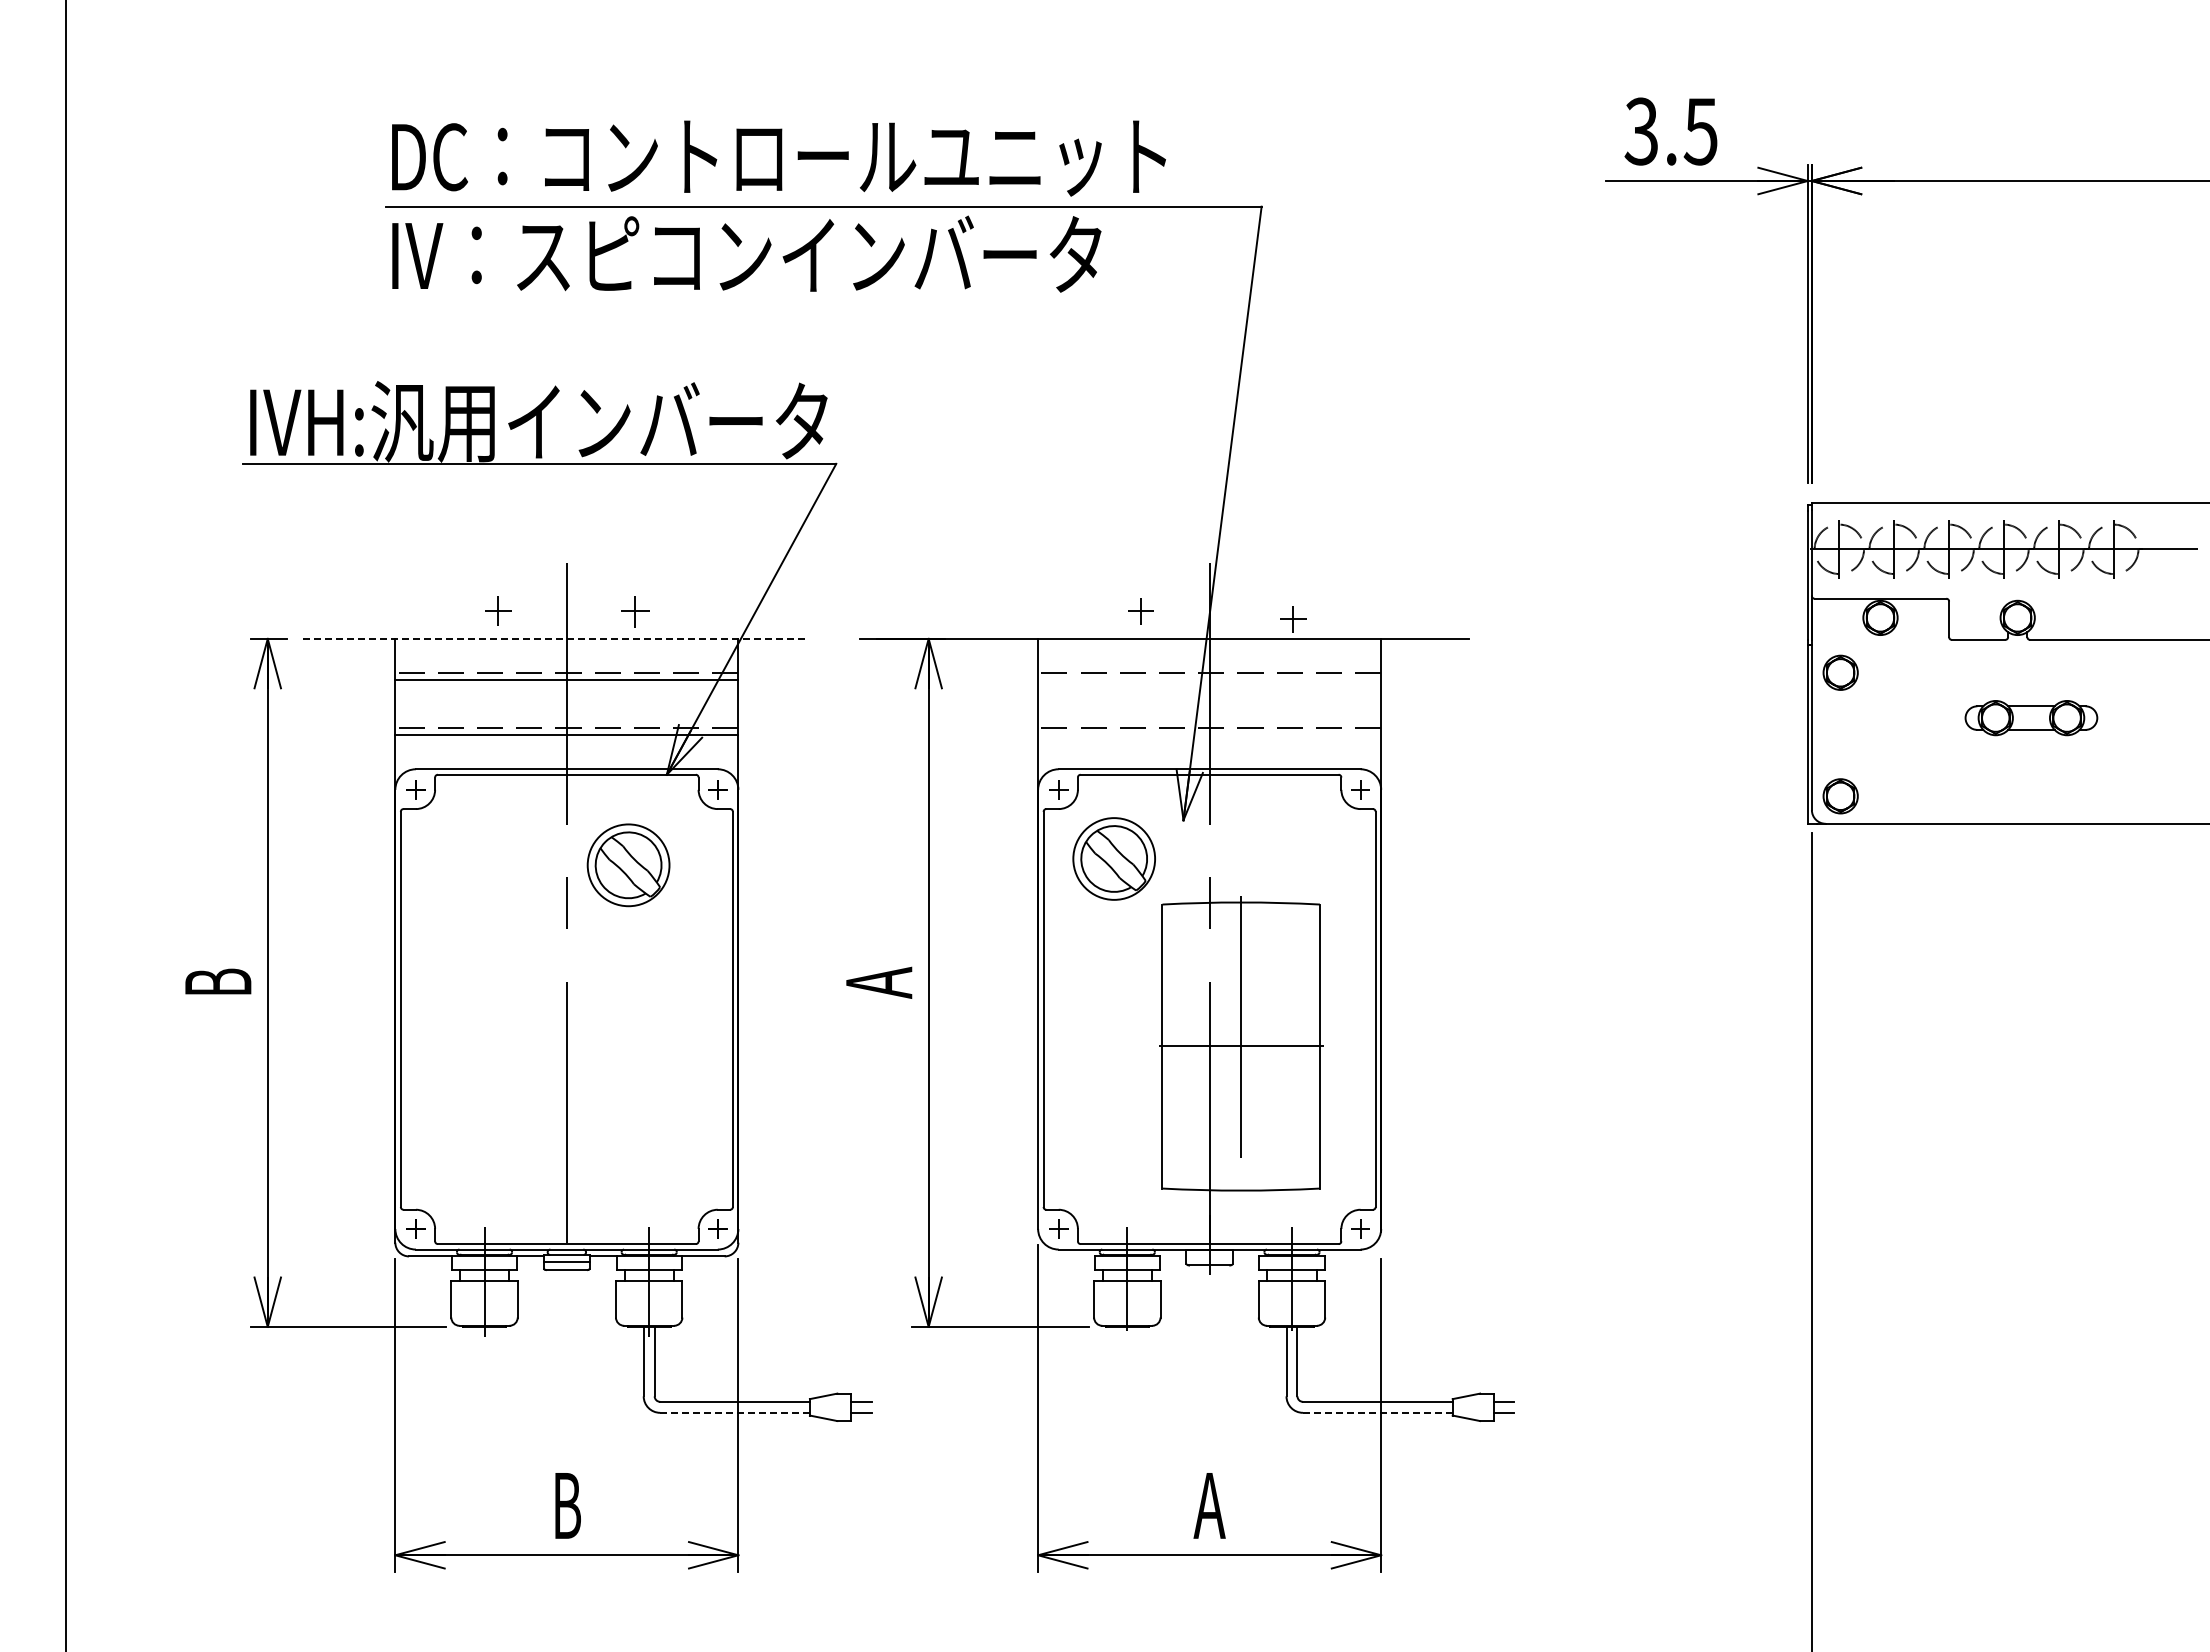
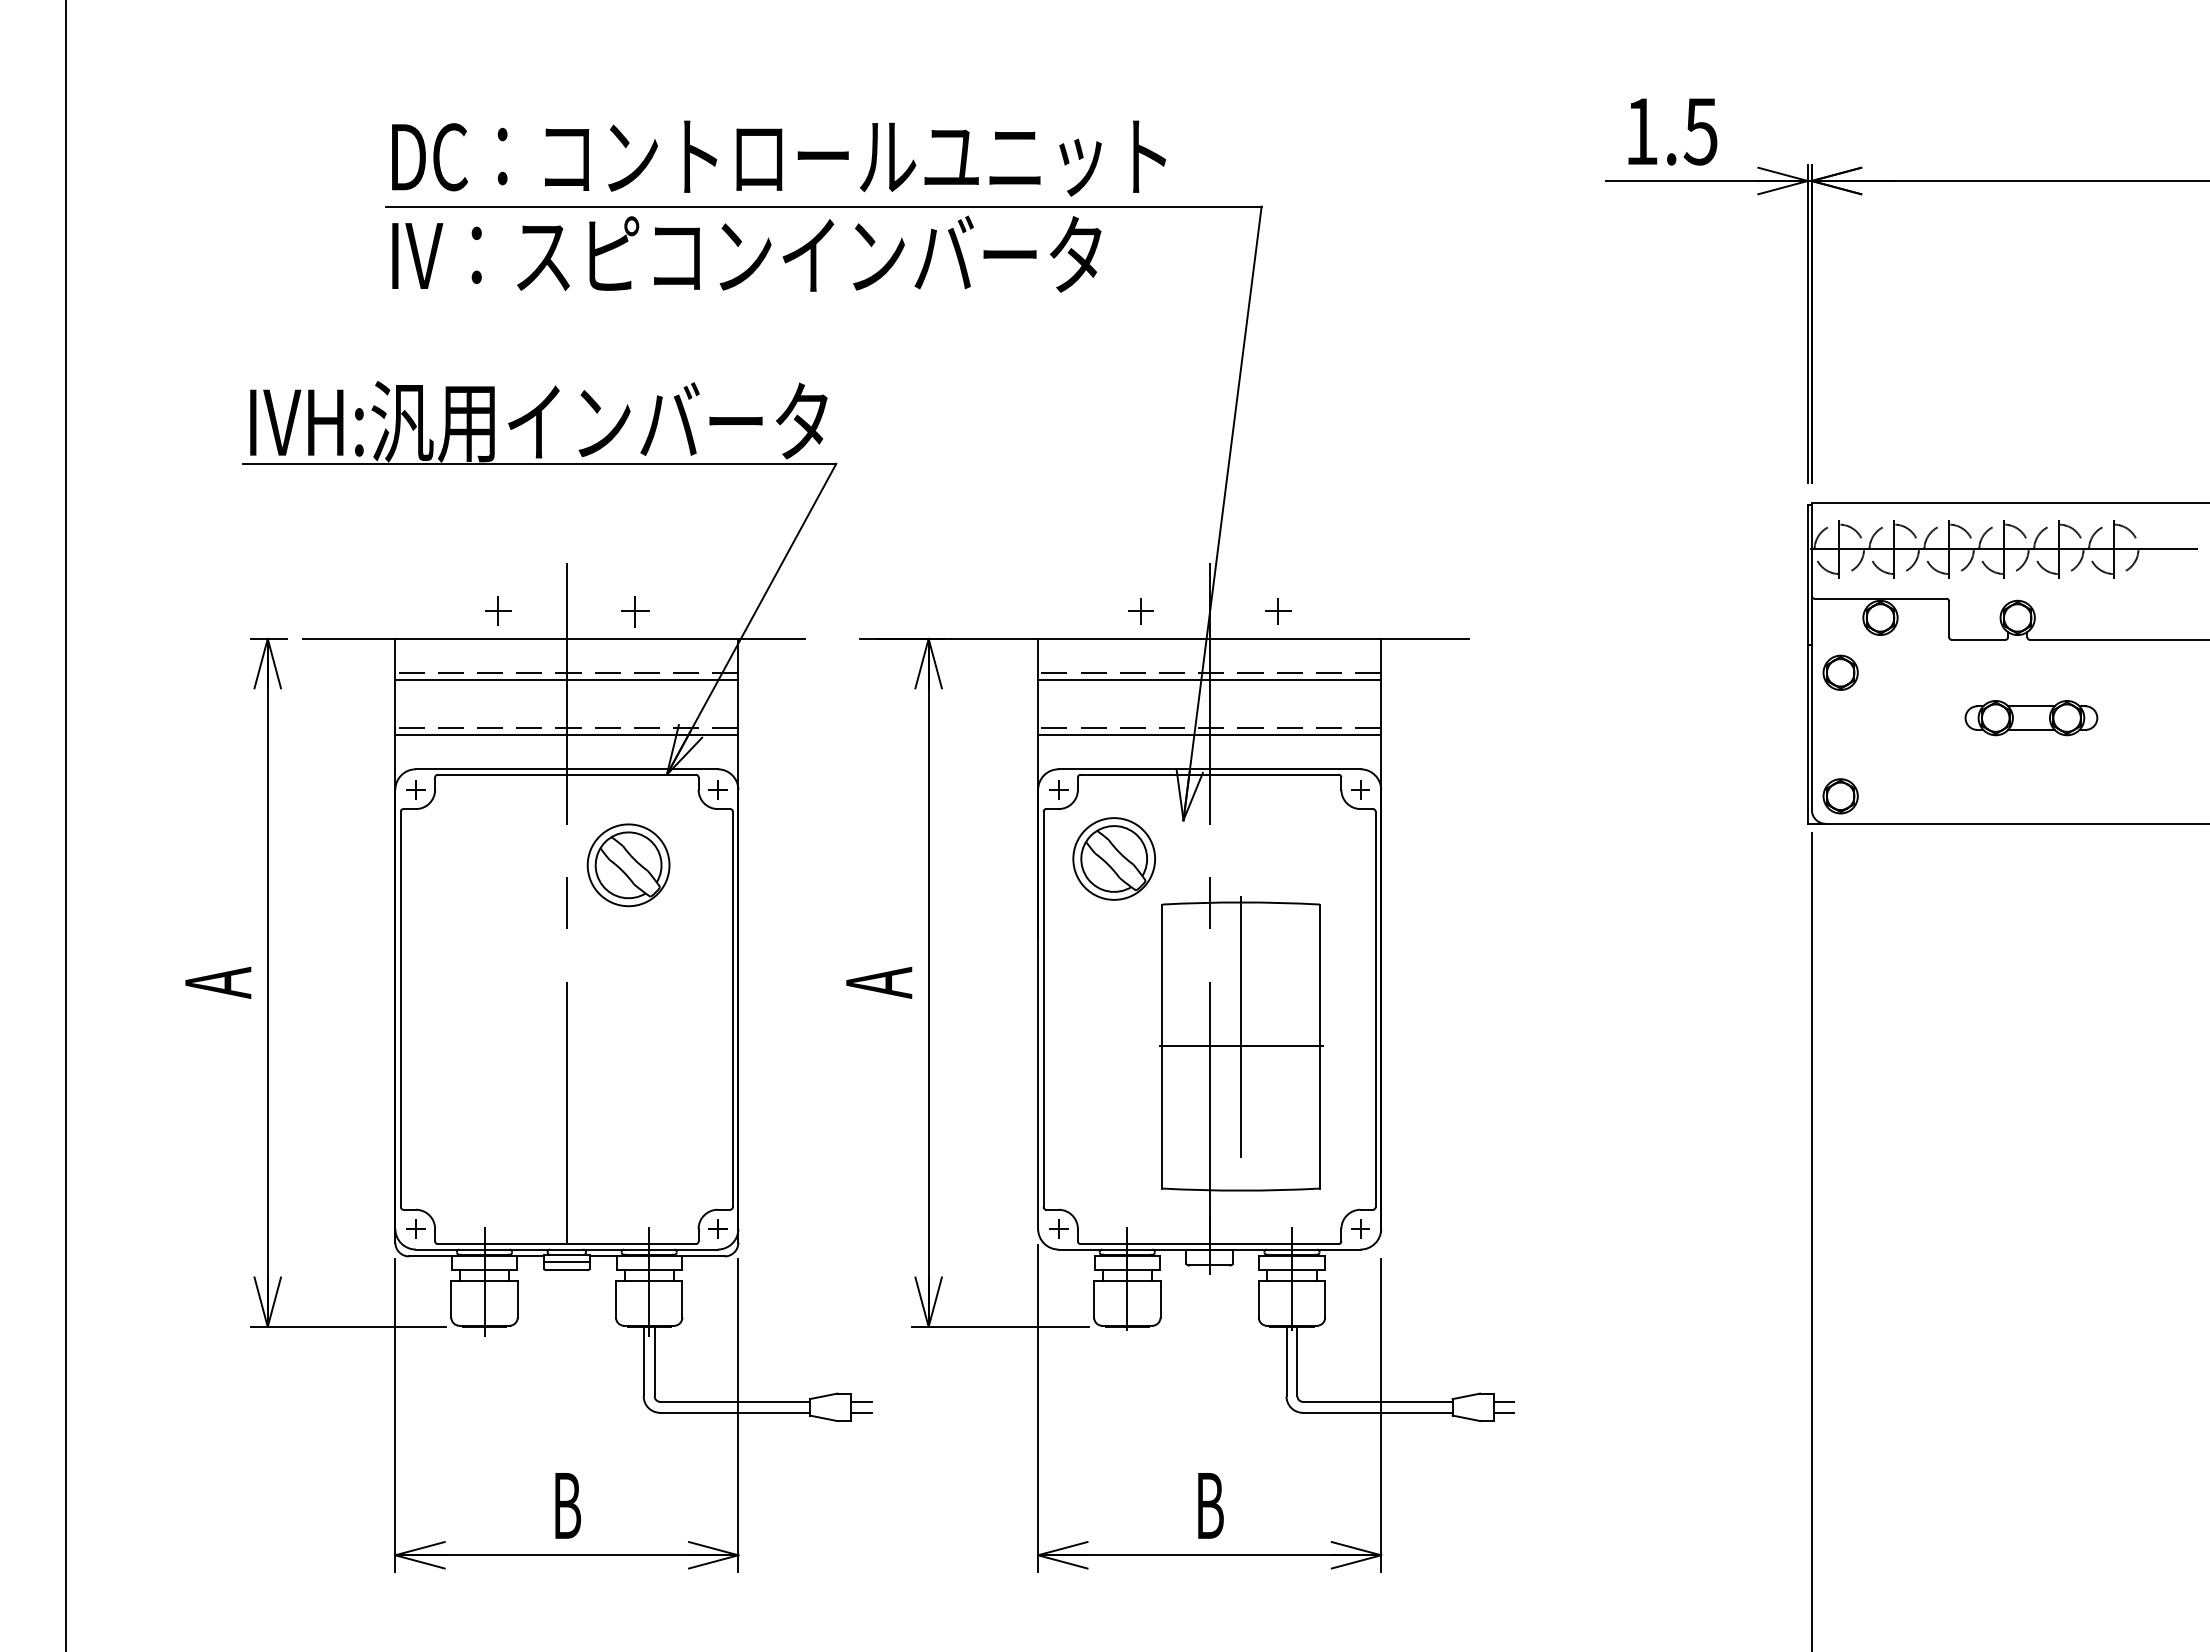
text: 3.5 -> 1.5 (1640, 131)
part position: (1293, 619) -> (1278, 611) (1278, 611)
line: dashed -> solid (554, 638)
line: none -> present (1209, 680)
line: none -> present (1209, 734)
text: B -> A (218, 982)
line: dashed -> solid (735, 1412)
line: dashed -> solid (1377, 1412)
text: A -> B (1209, 1505)
